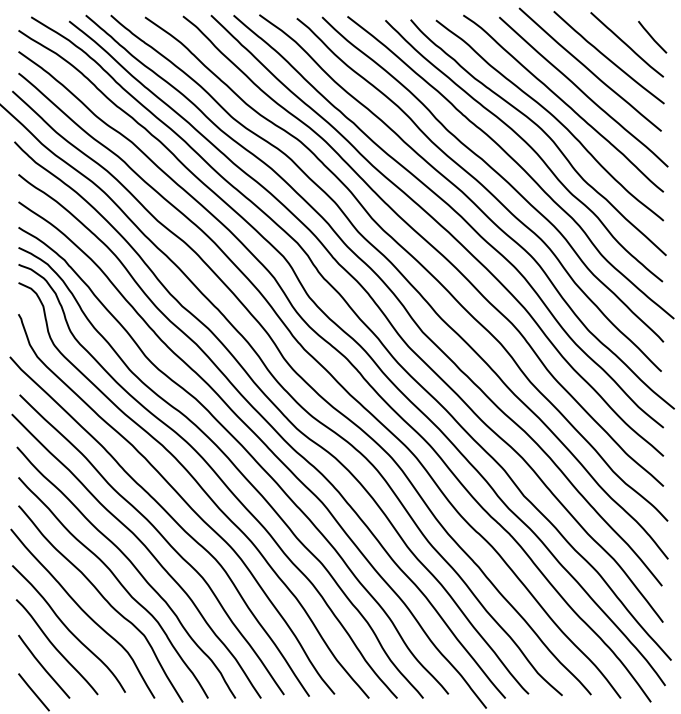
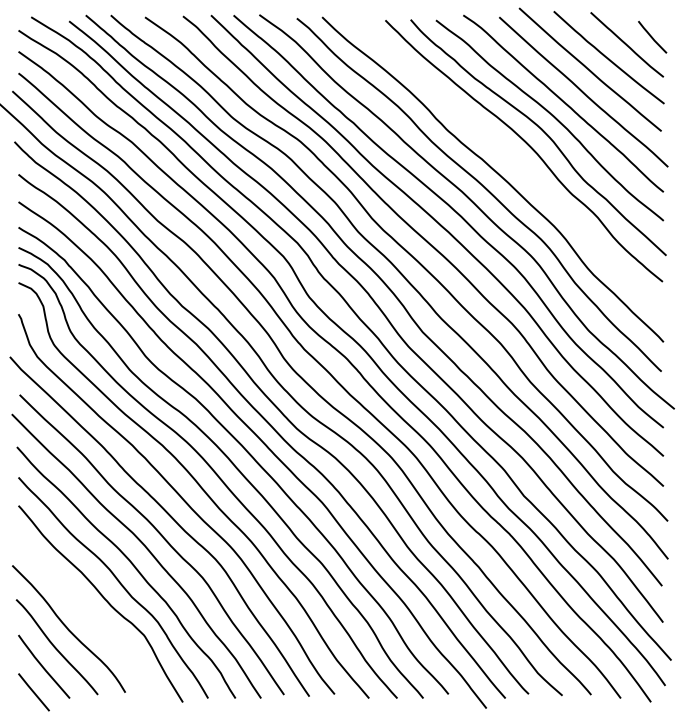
curve: present -> none (514, 162)
curve: present -> none (83, 612)
